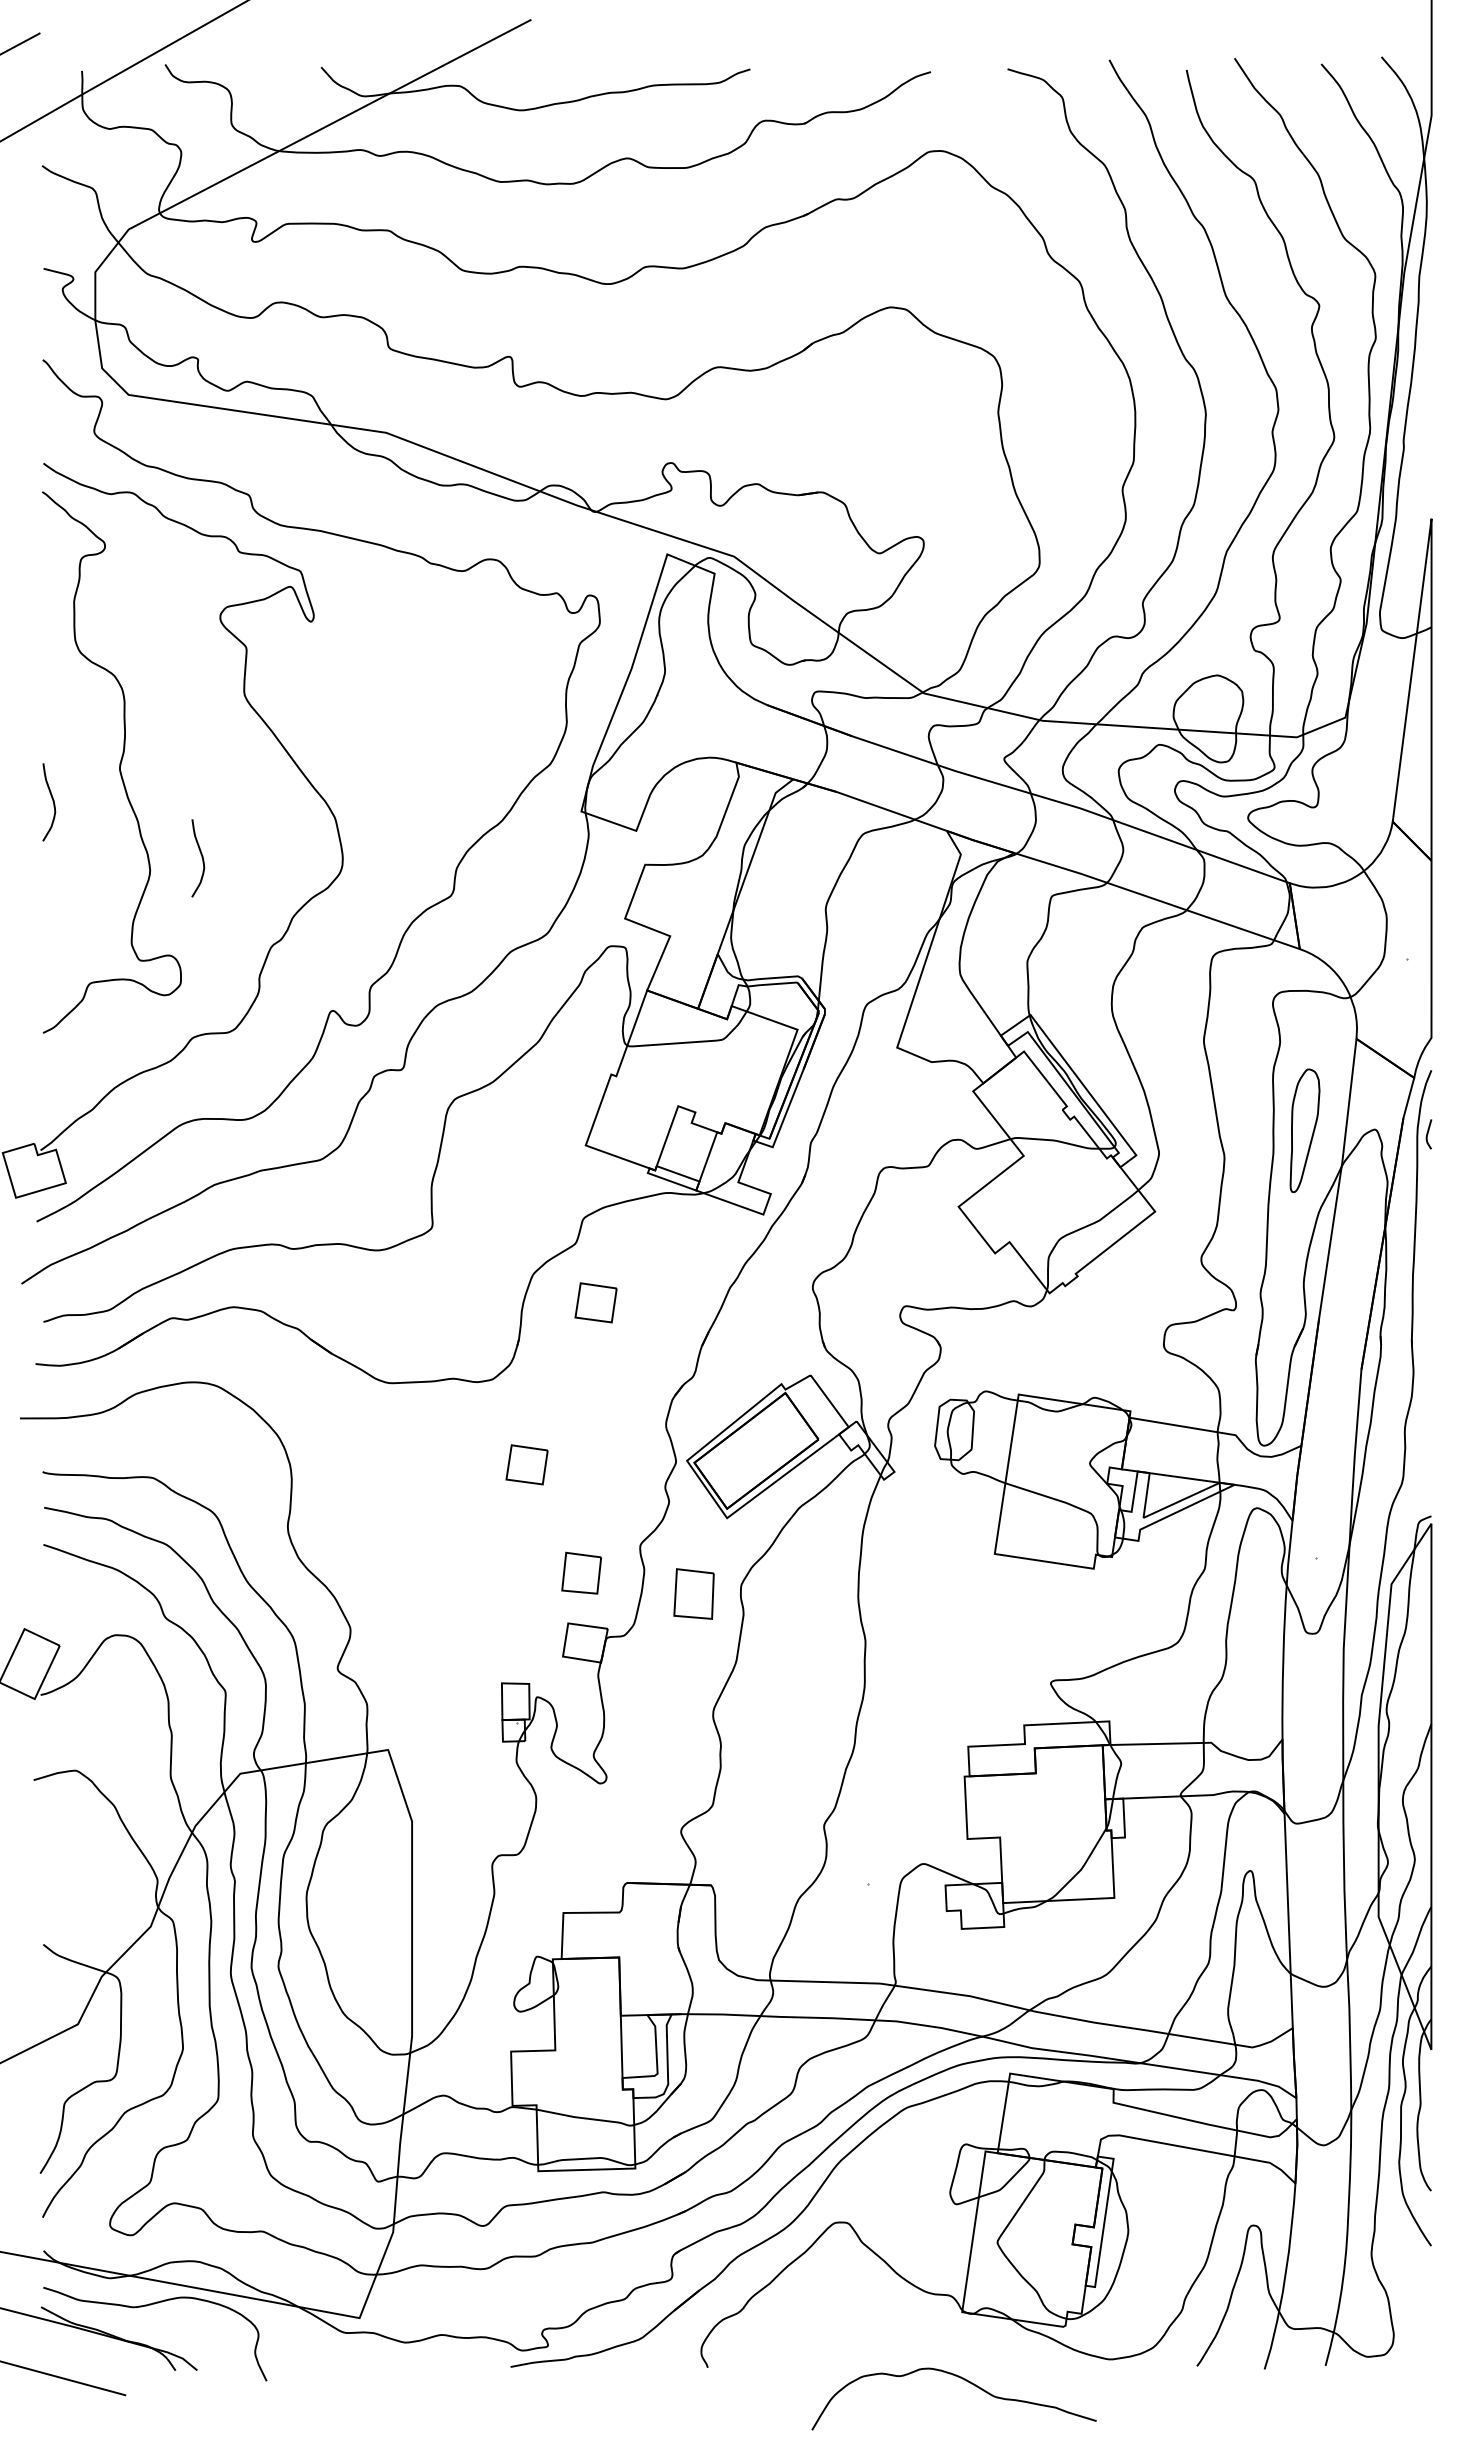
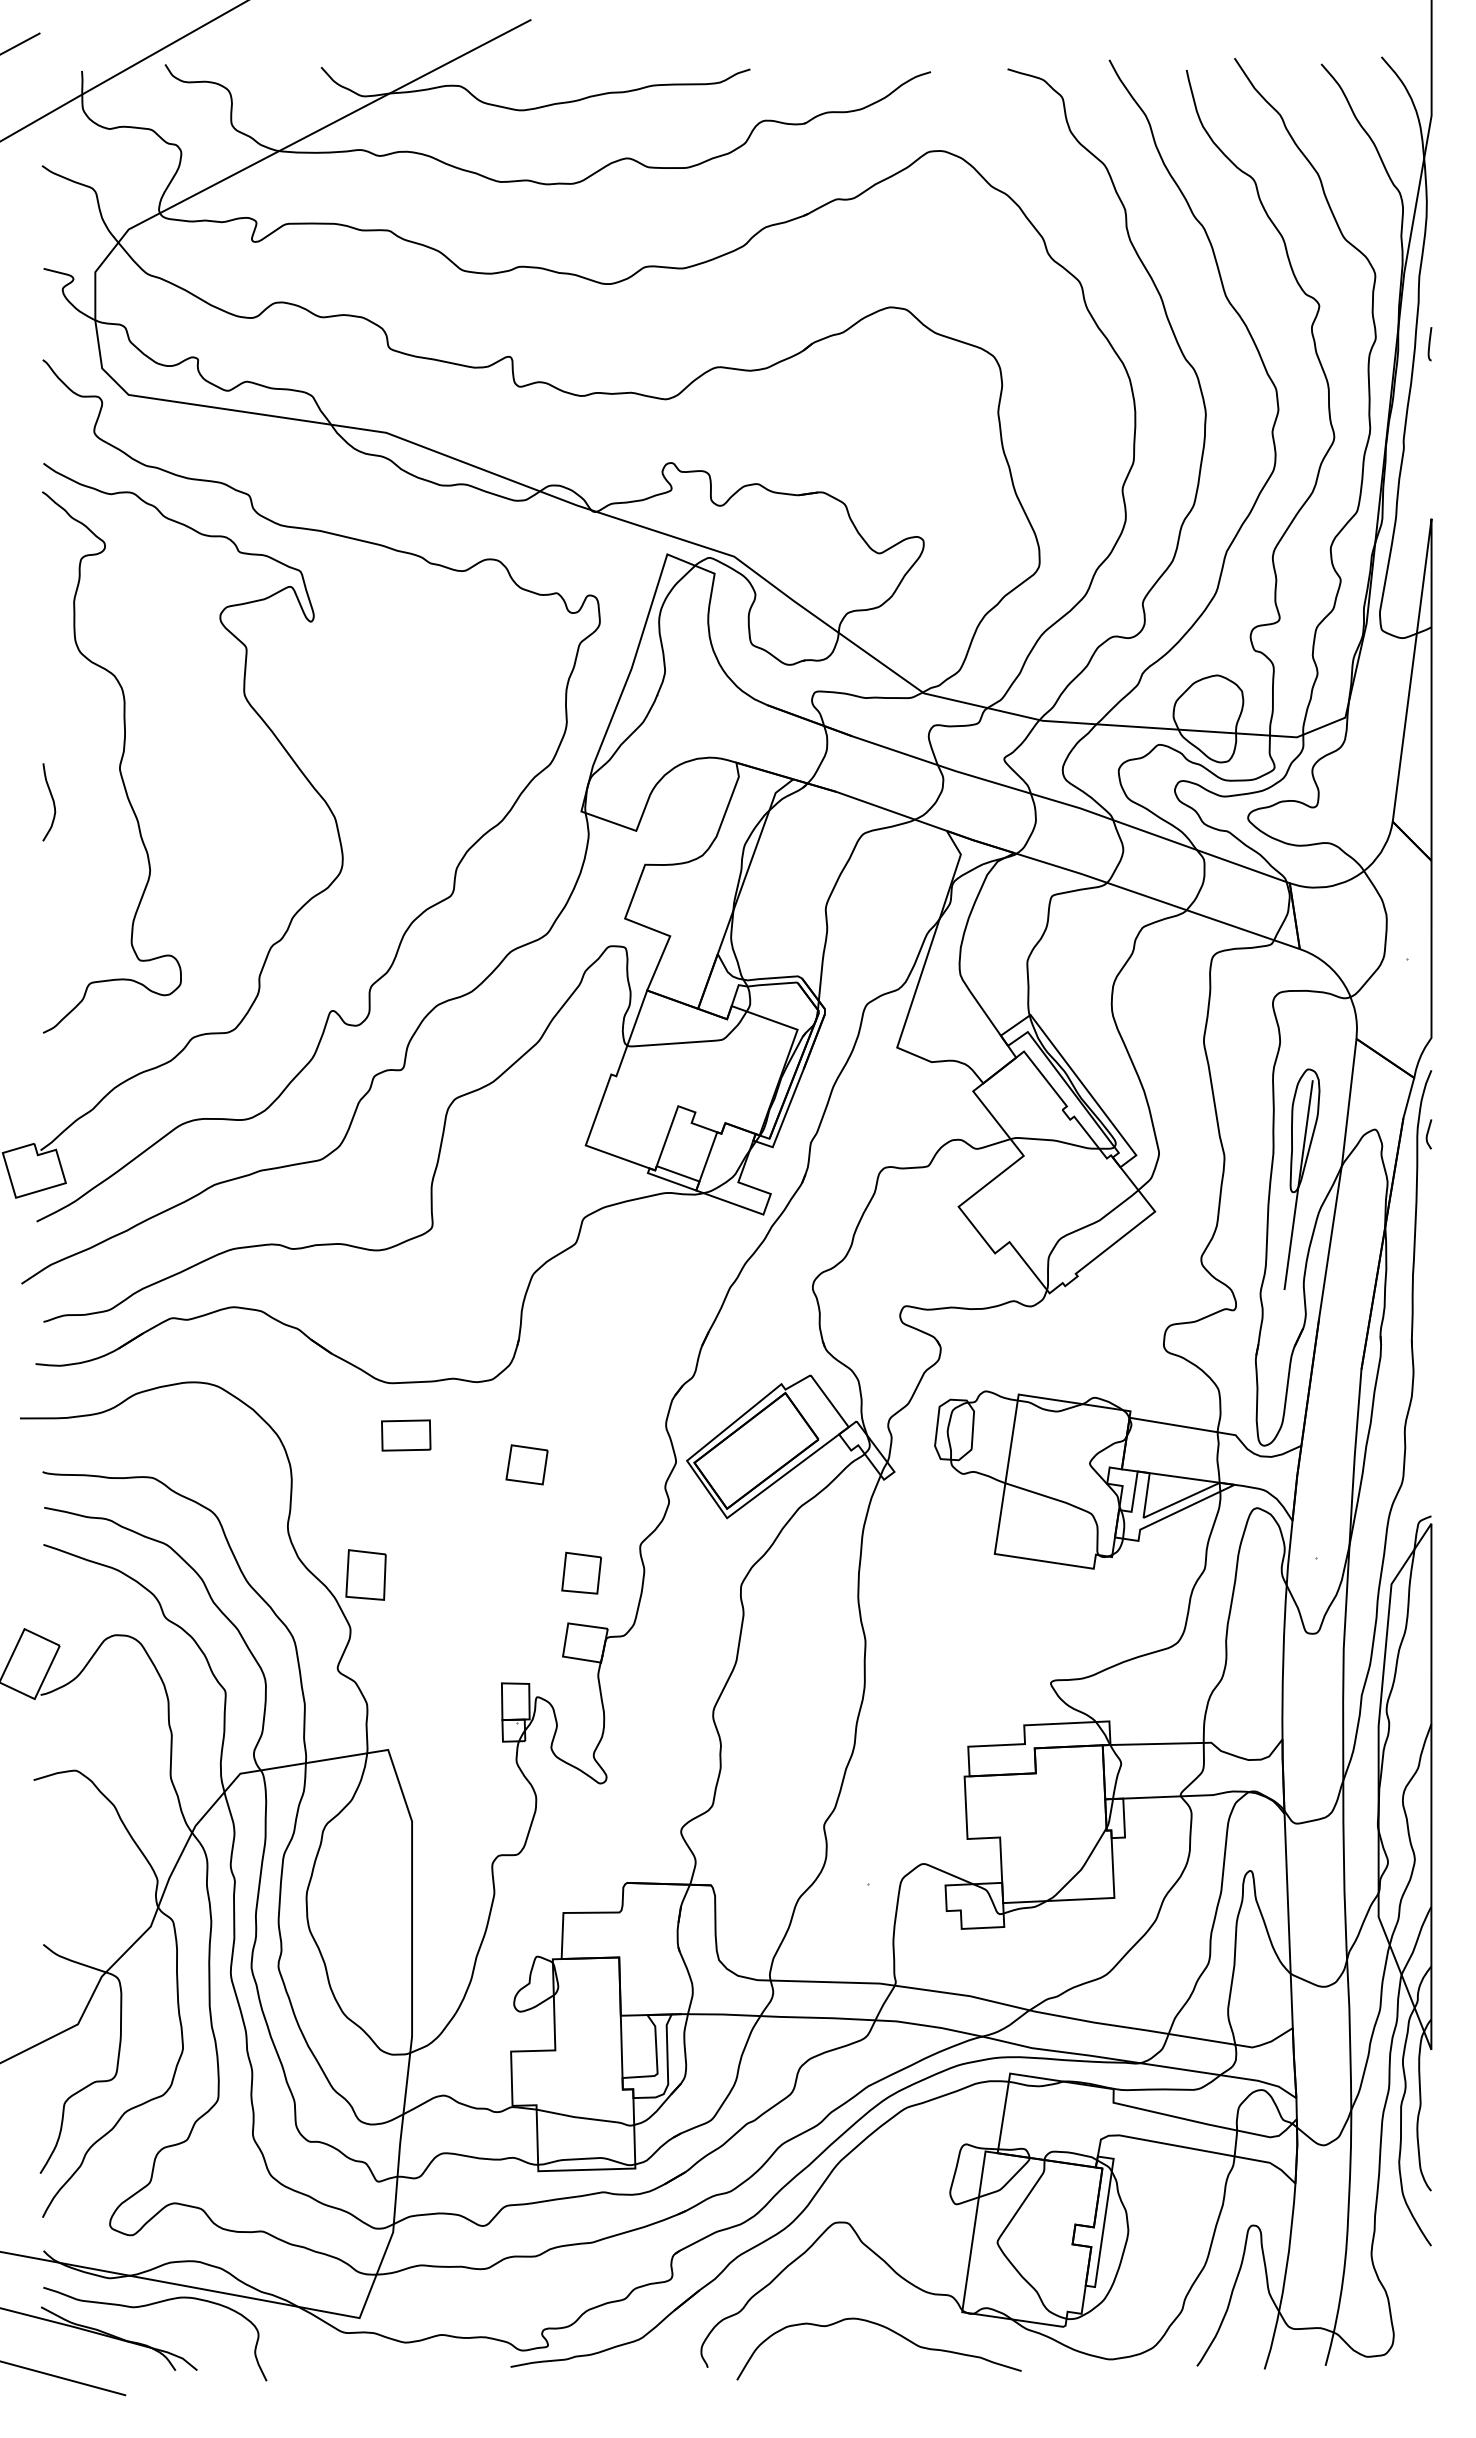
curve: none -> present (1429, 344)
curve: present -> none (201, 857)
line: none -> present (1298, 1185)
part: present -> none (595, 1302)
part: none -> present (406, 1435)
part position: (693, 1593) -> (365, 1574) (365, 1574)
curve position: (962, 2379) -> (887, 2329) (887, 2329)
